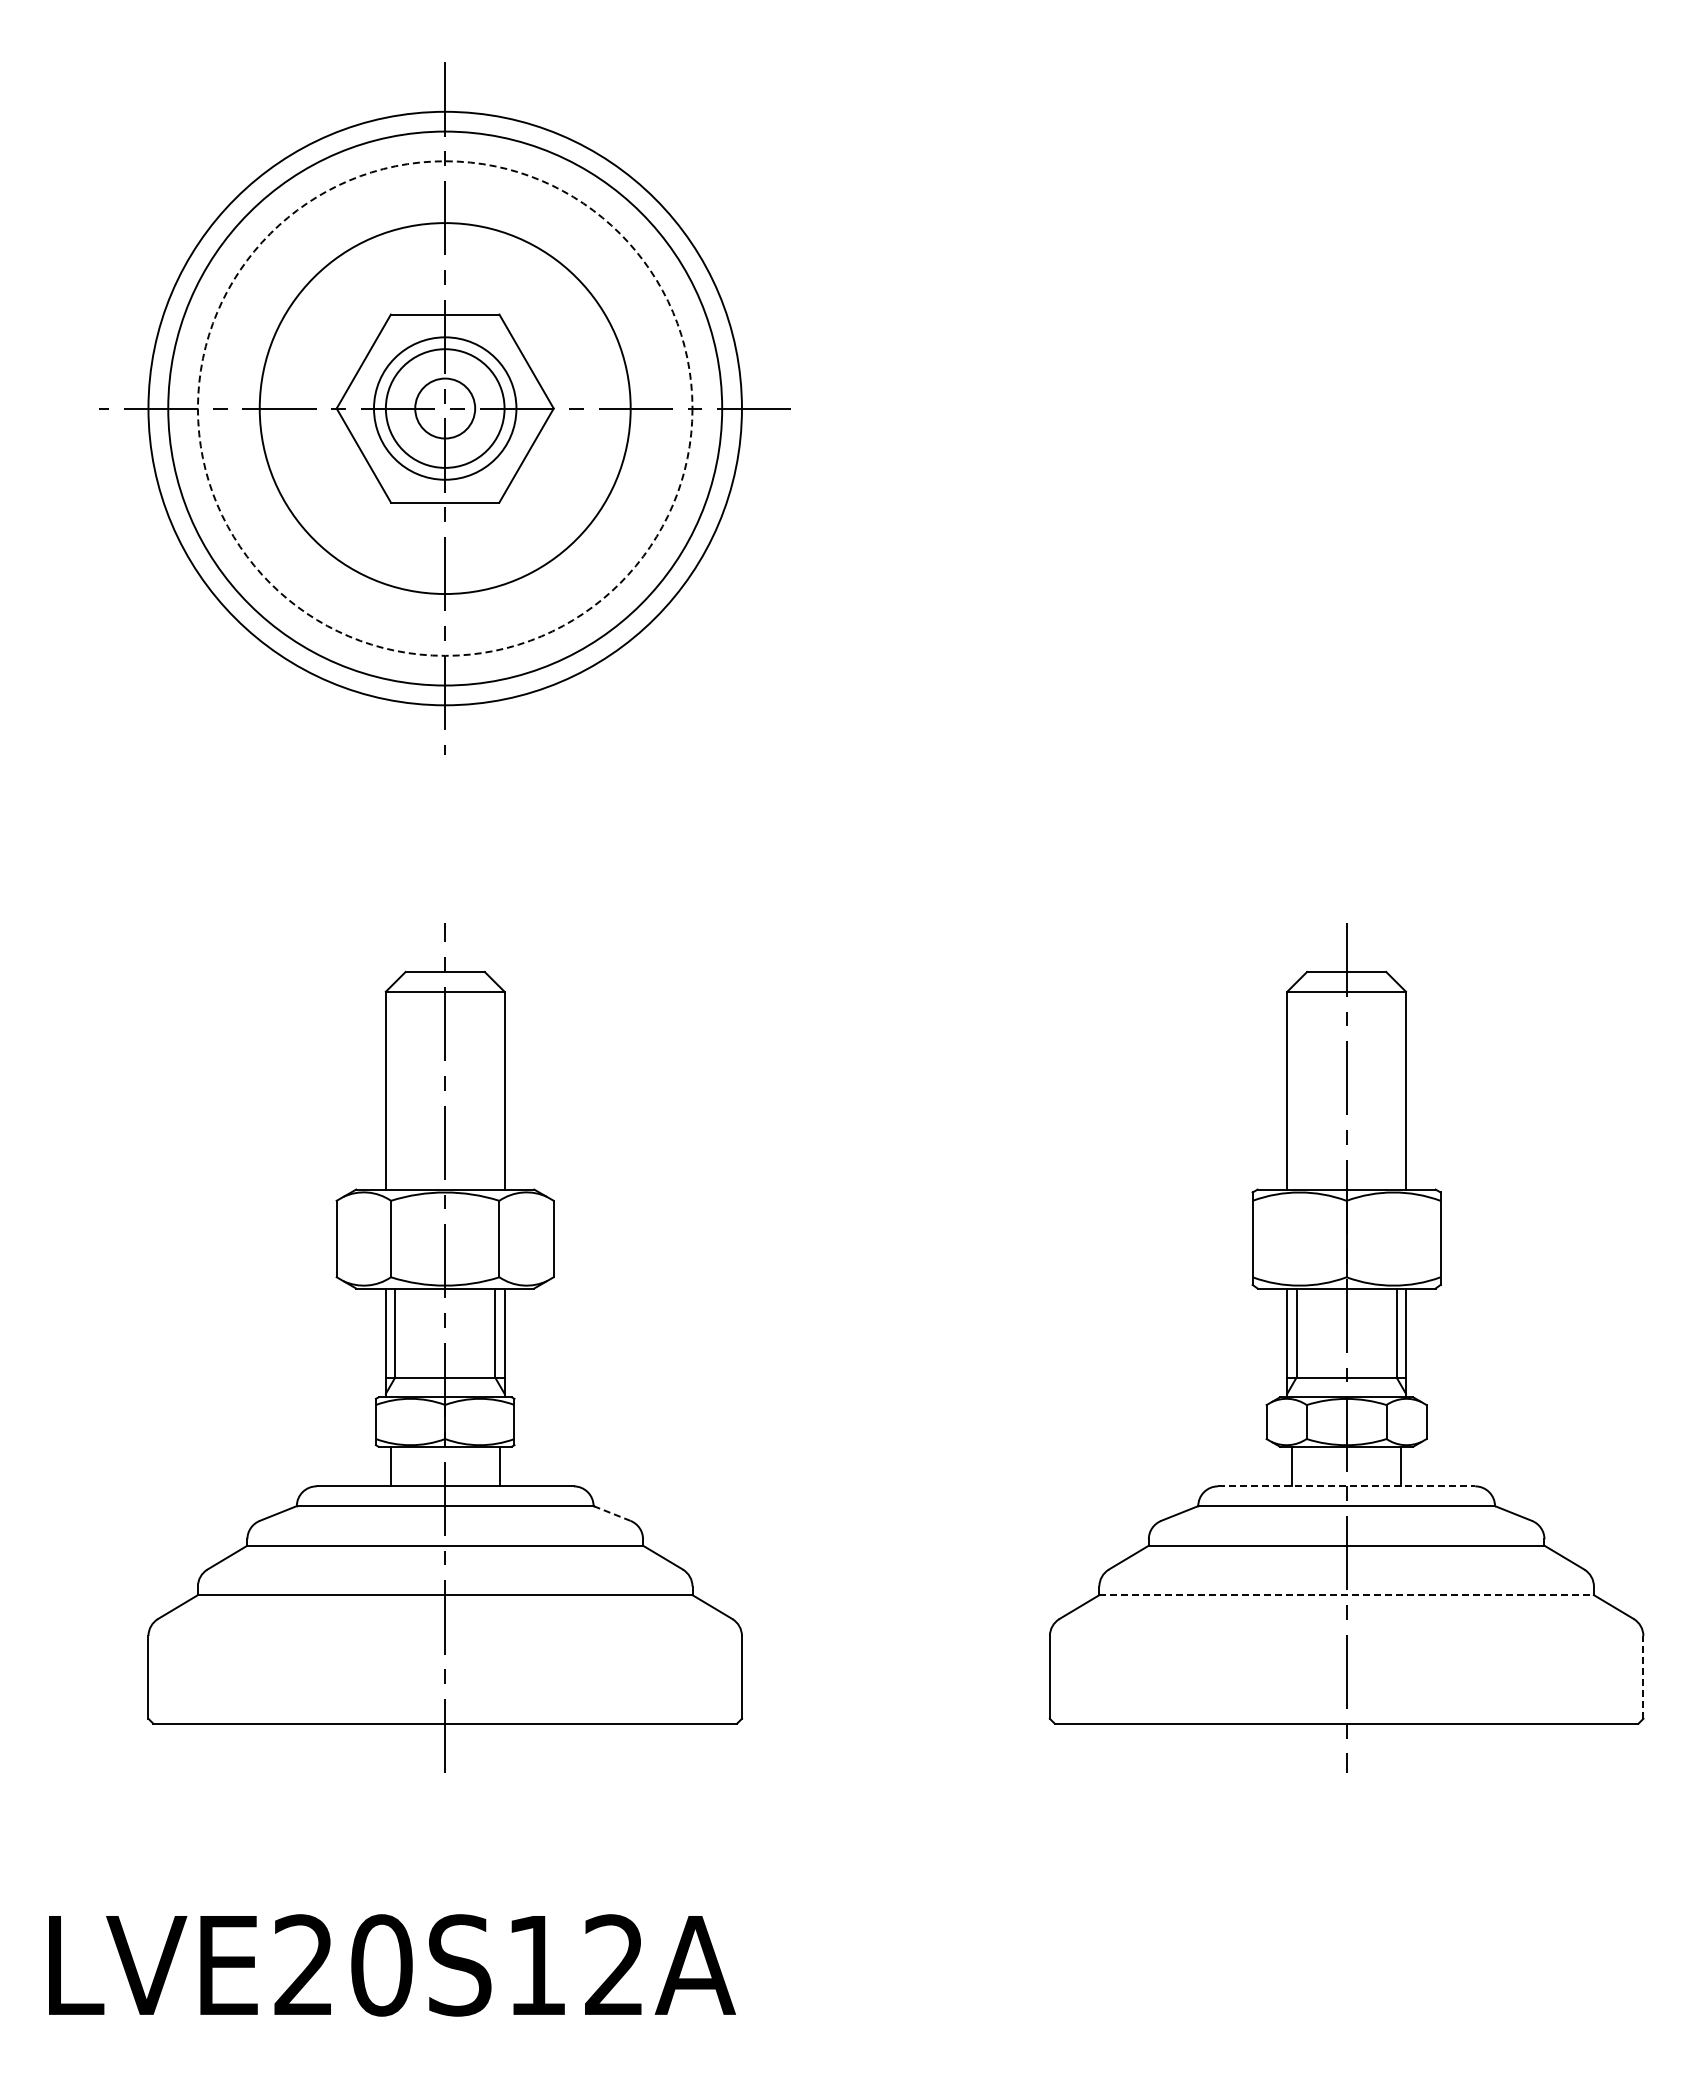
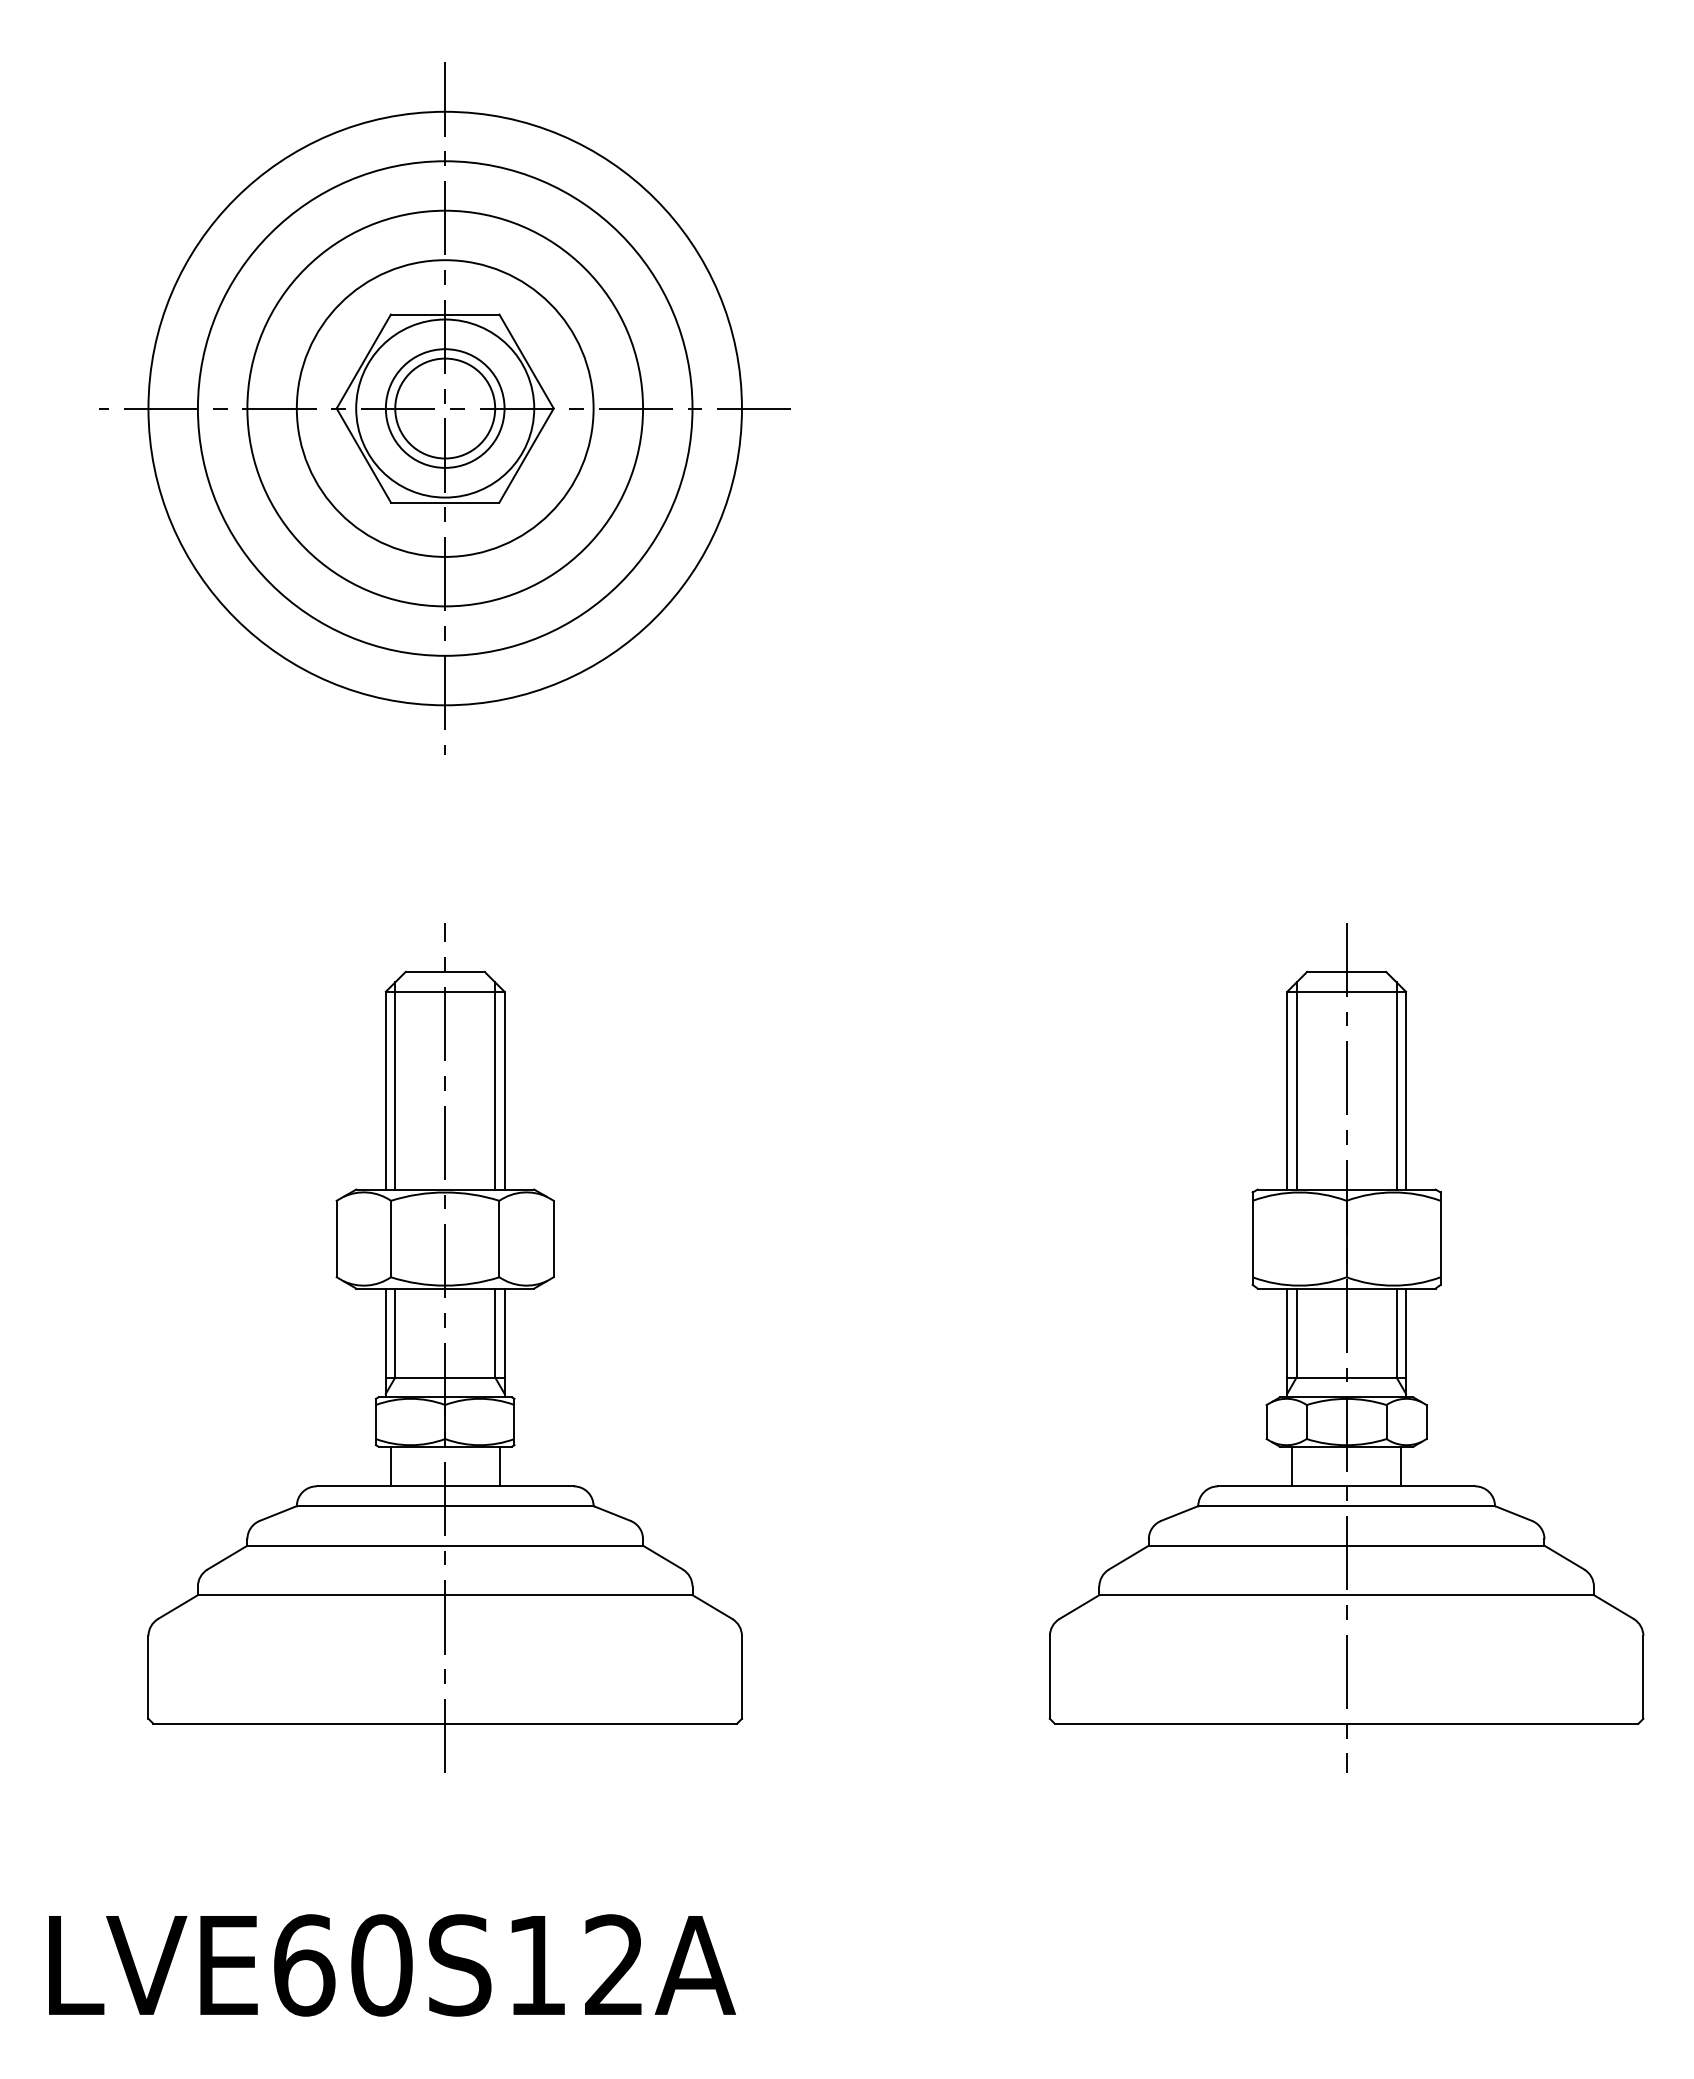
circle diameter: 371 px -> 297 px (444, 408)
circle: dashed -> solid (444, 408)
circle diameter: 142 px -> 178 px (445, 408)
circle diameter: 554 px -> 396 px (445, 408)
circle diameter: 60 px -> 100 px (445, 408)
line: none -> present (395, 1085)
line: none -> present (495, 1085)
line: none -> present (1296, 1085)
line: none -> present (1396, 1085)
line: dashed -> solid (1346, 1486)
line: dashed -> solid (612, 1513)
line: dashed -> solid (1347, 1595)
line: dashed -> solid (1643, 1676)
text: LVE20S12A -> LVE60S12A (304, 1965)
